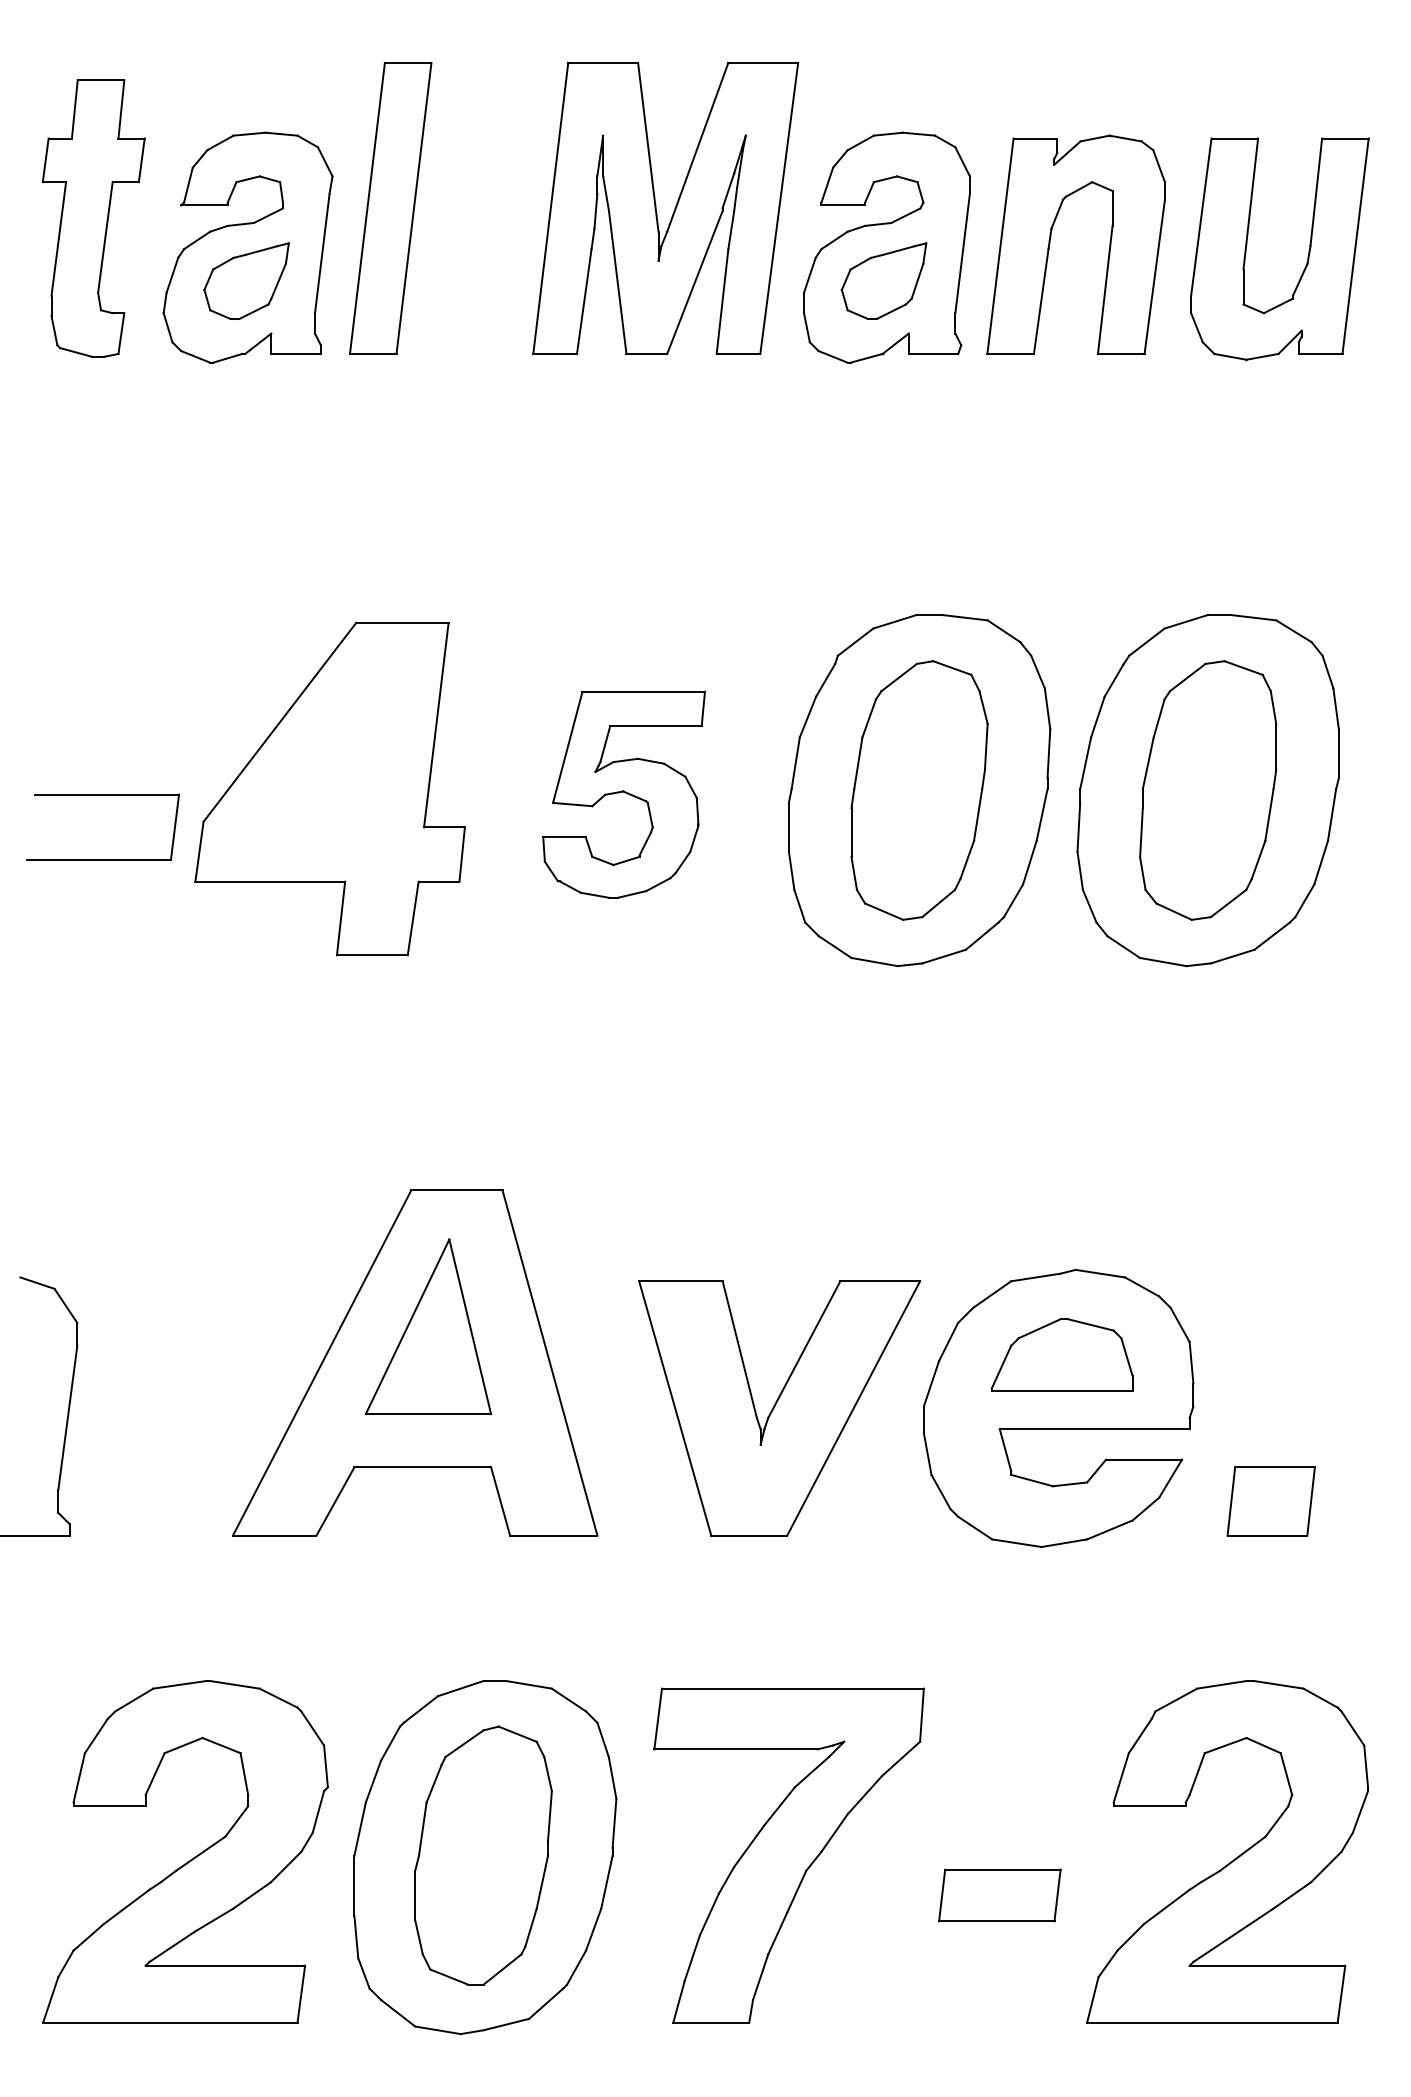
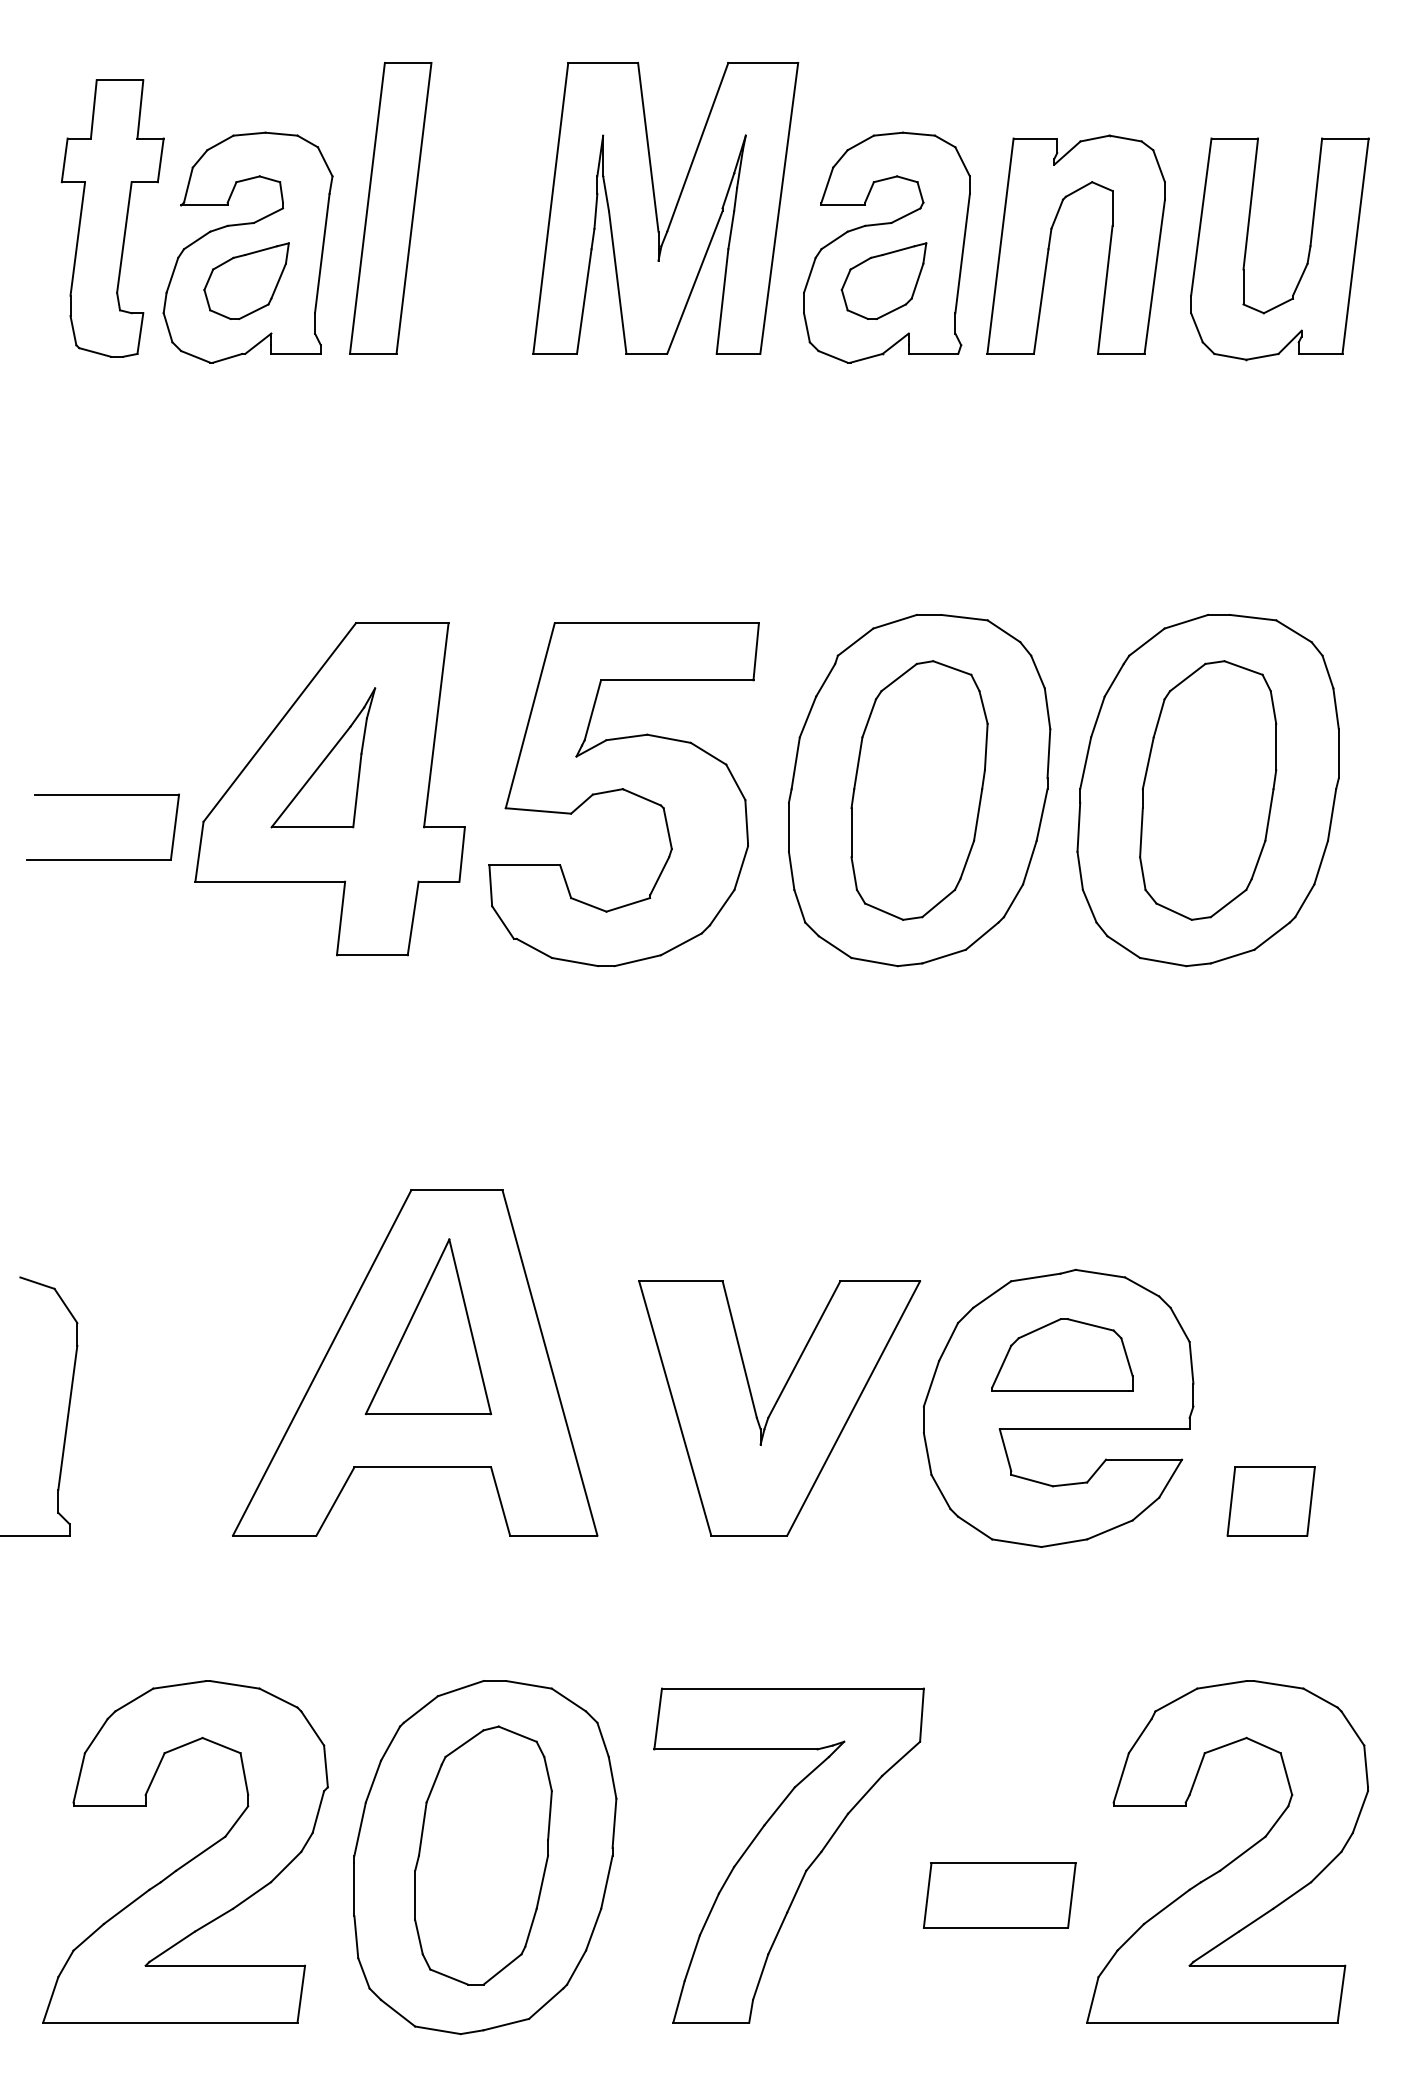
part position: (93, 218) -> (112, 218) (112, 218)
part: none -> present (323, 757)
part size: 164x209 px -> 272x346 px (623, 794)
part size: 124x55 px -> 154x67 px (999, 1895)
